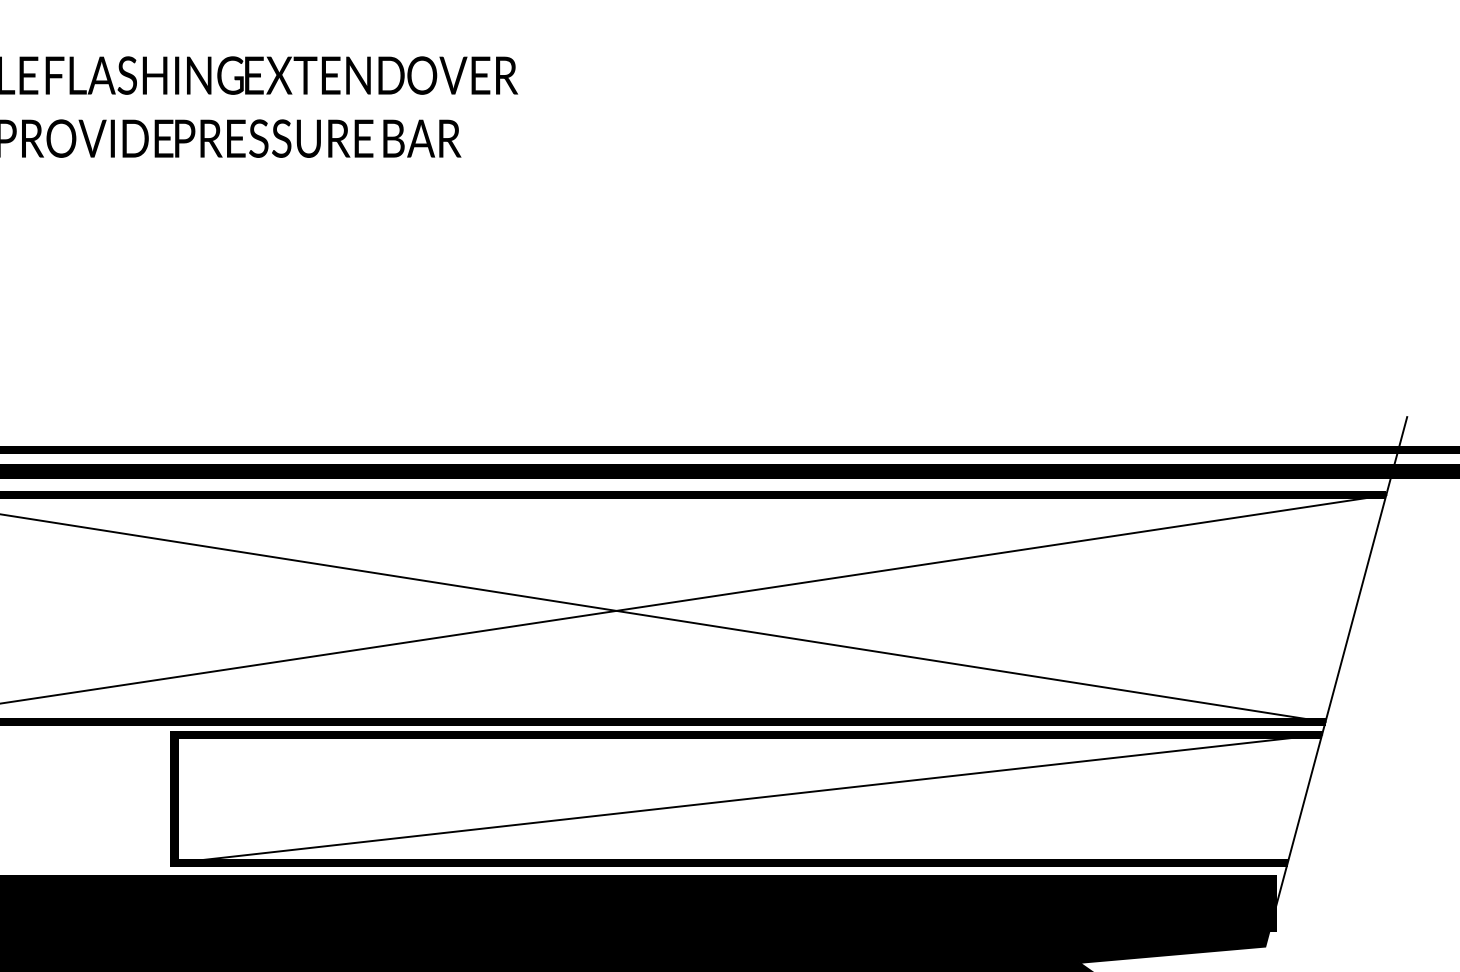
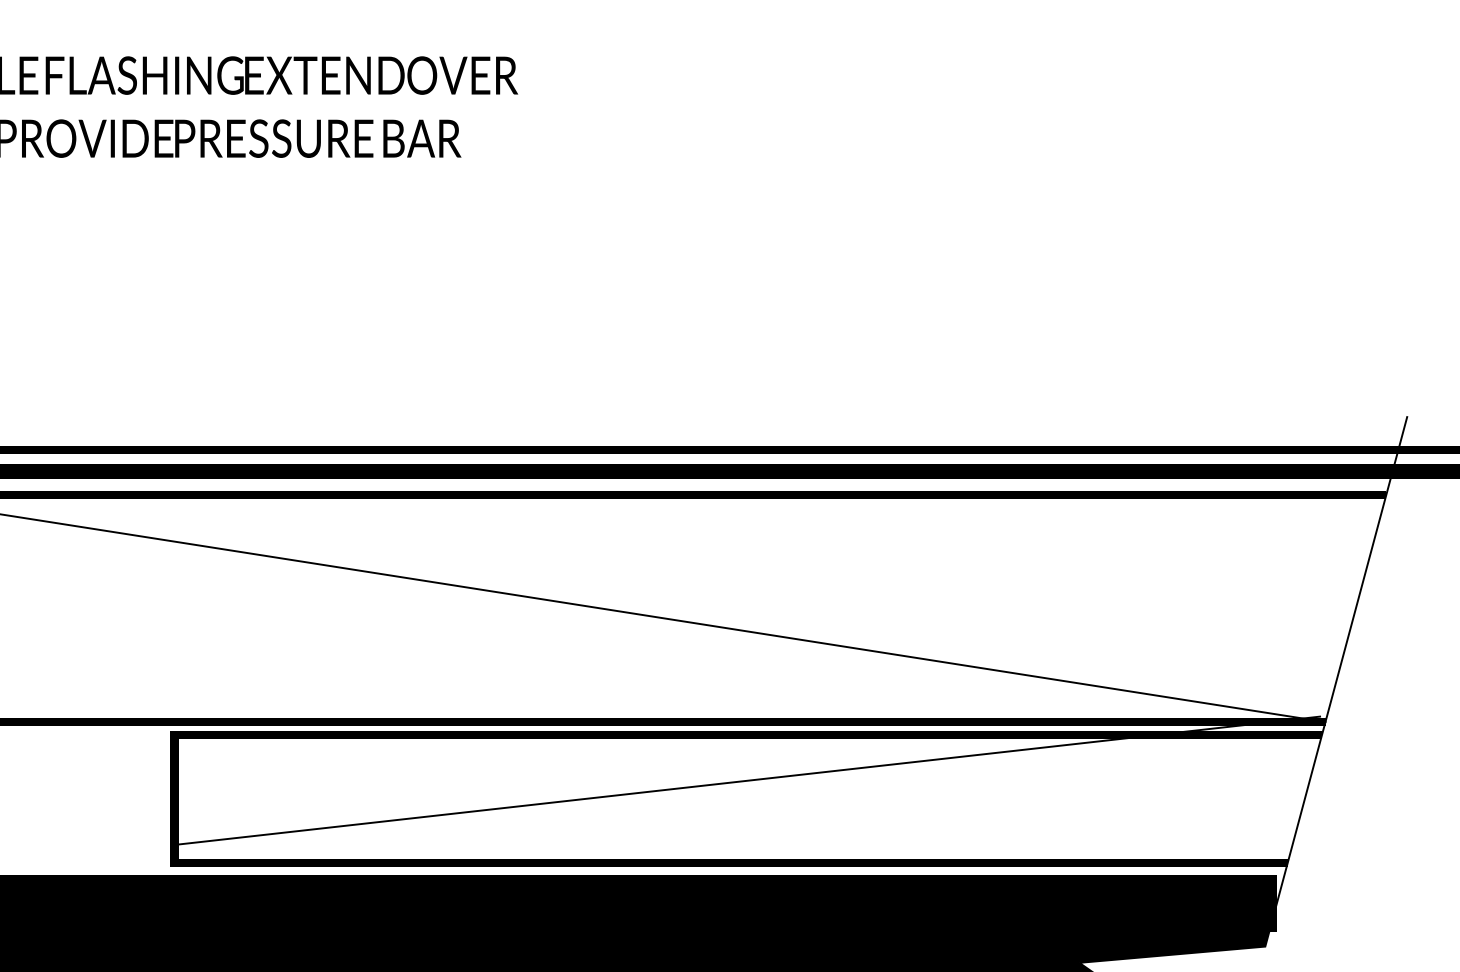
line: present -> none (694, 599)
line position: (748, 798) -> (746, 780) (746, 780)
